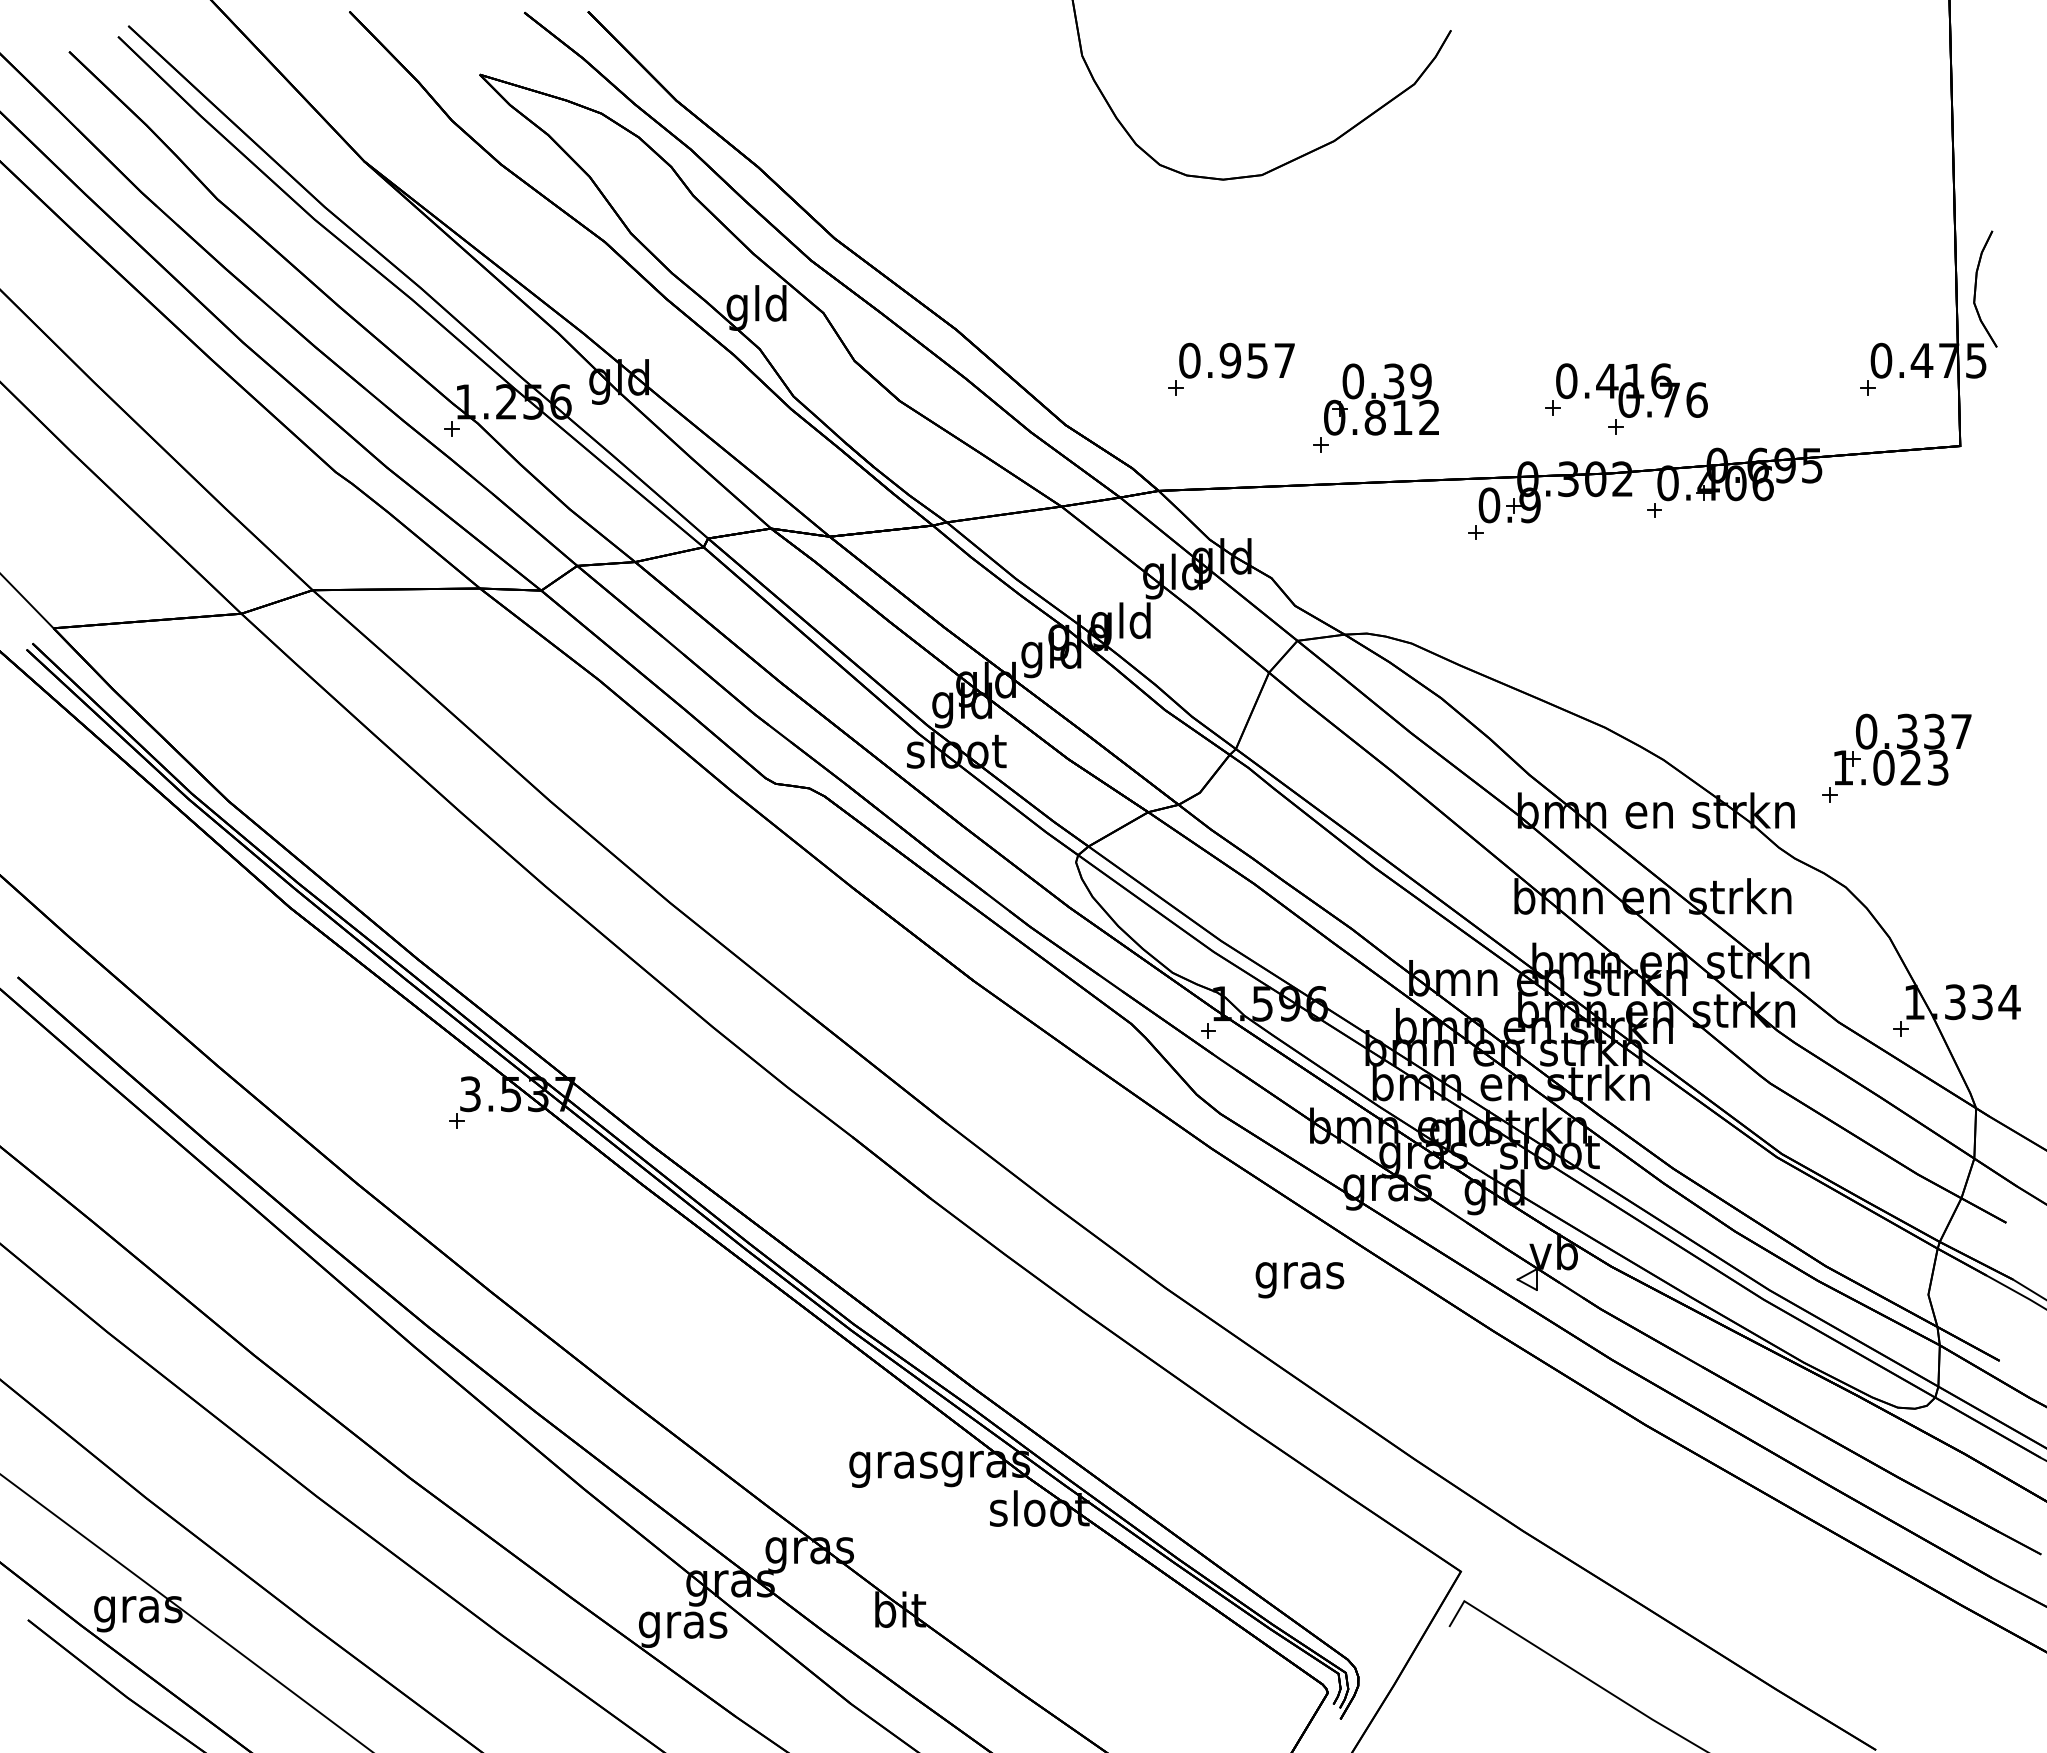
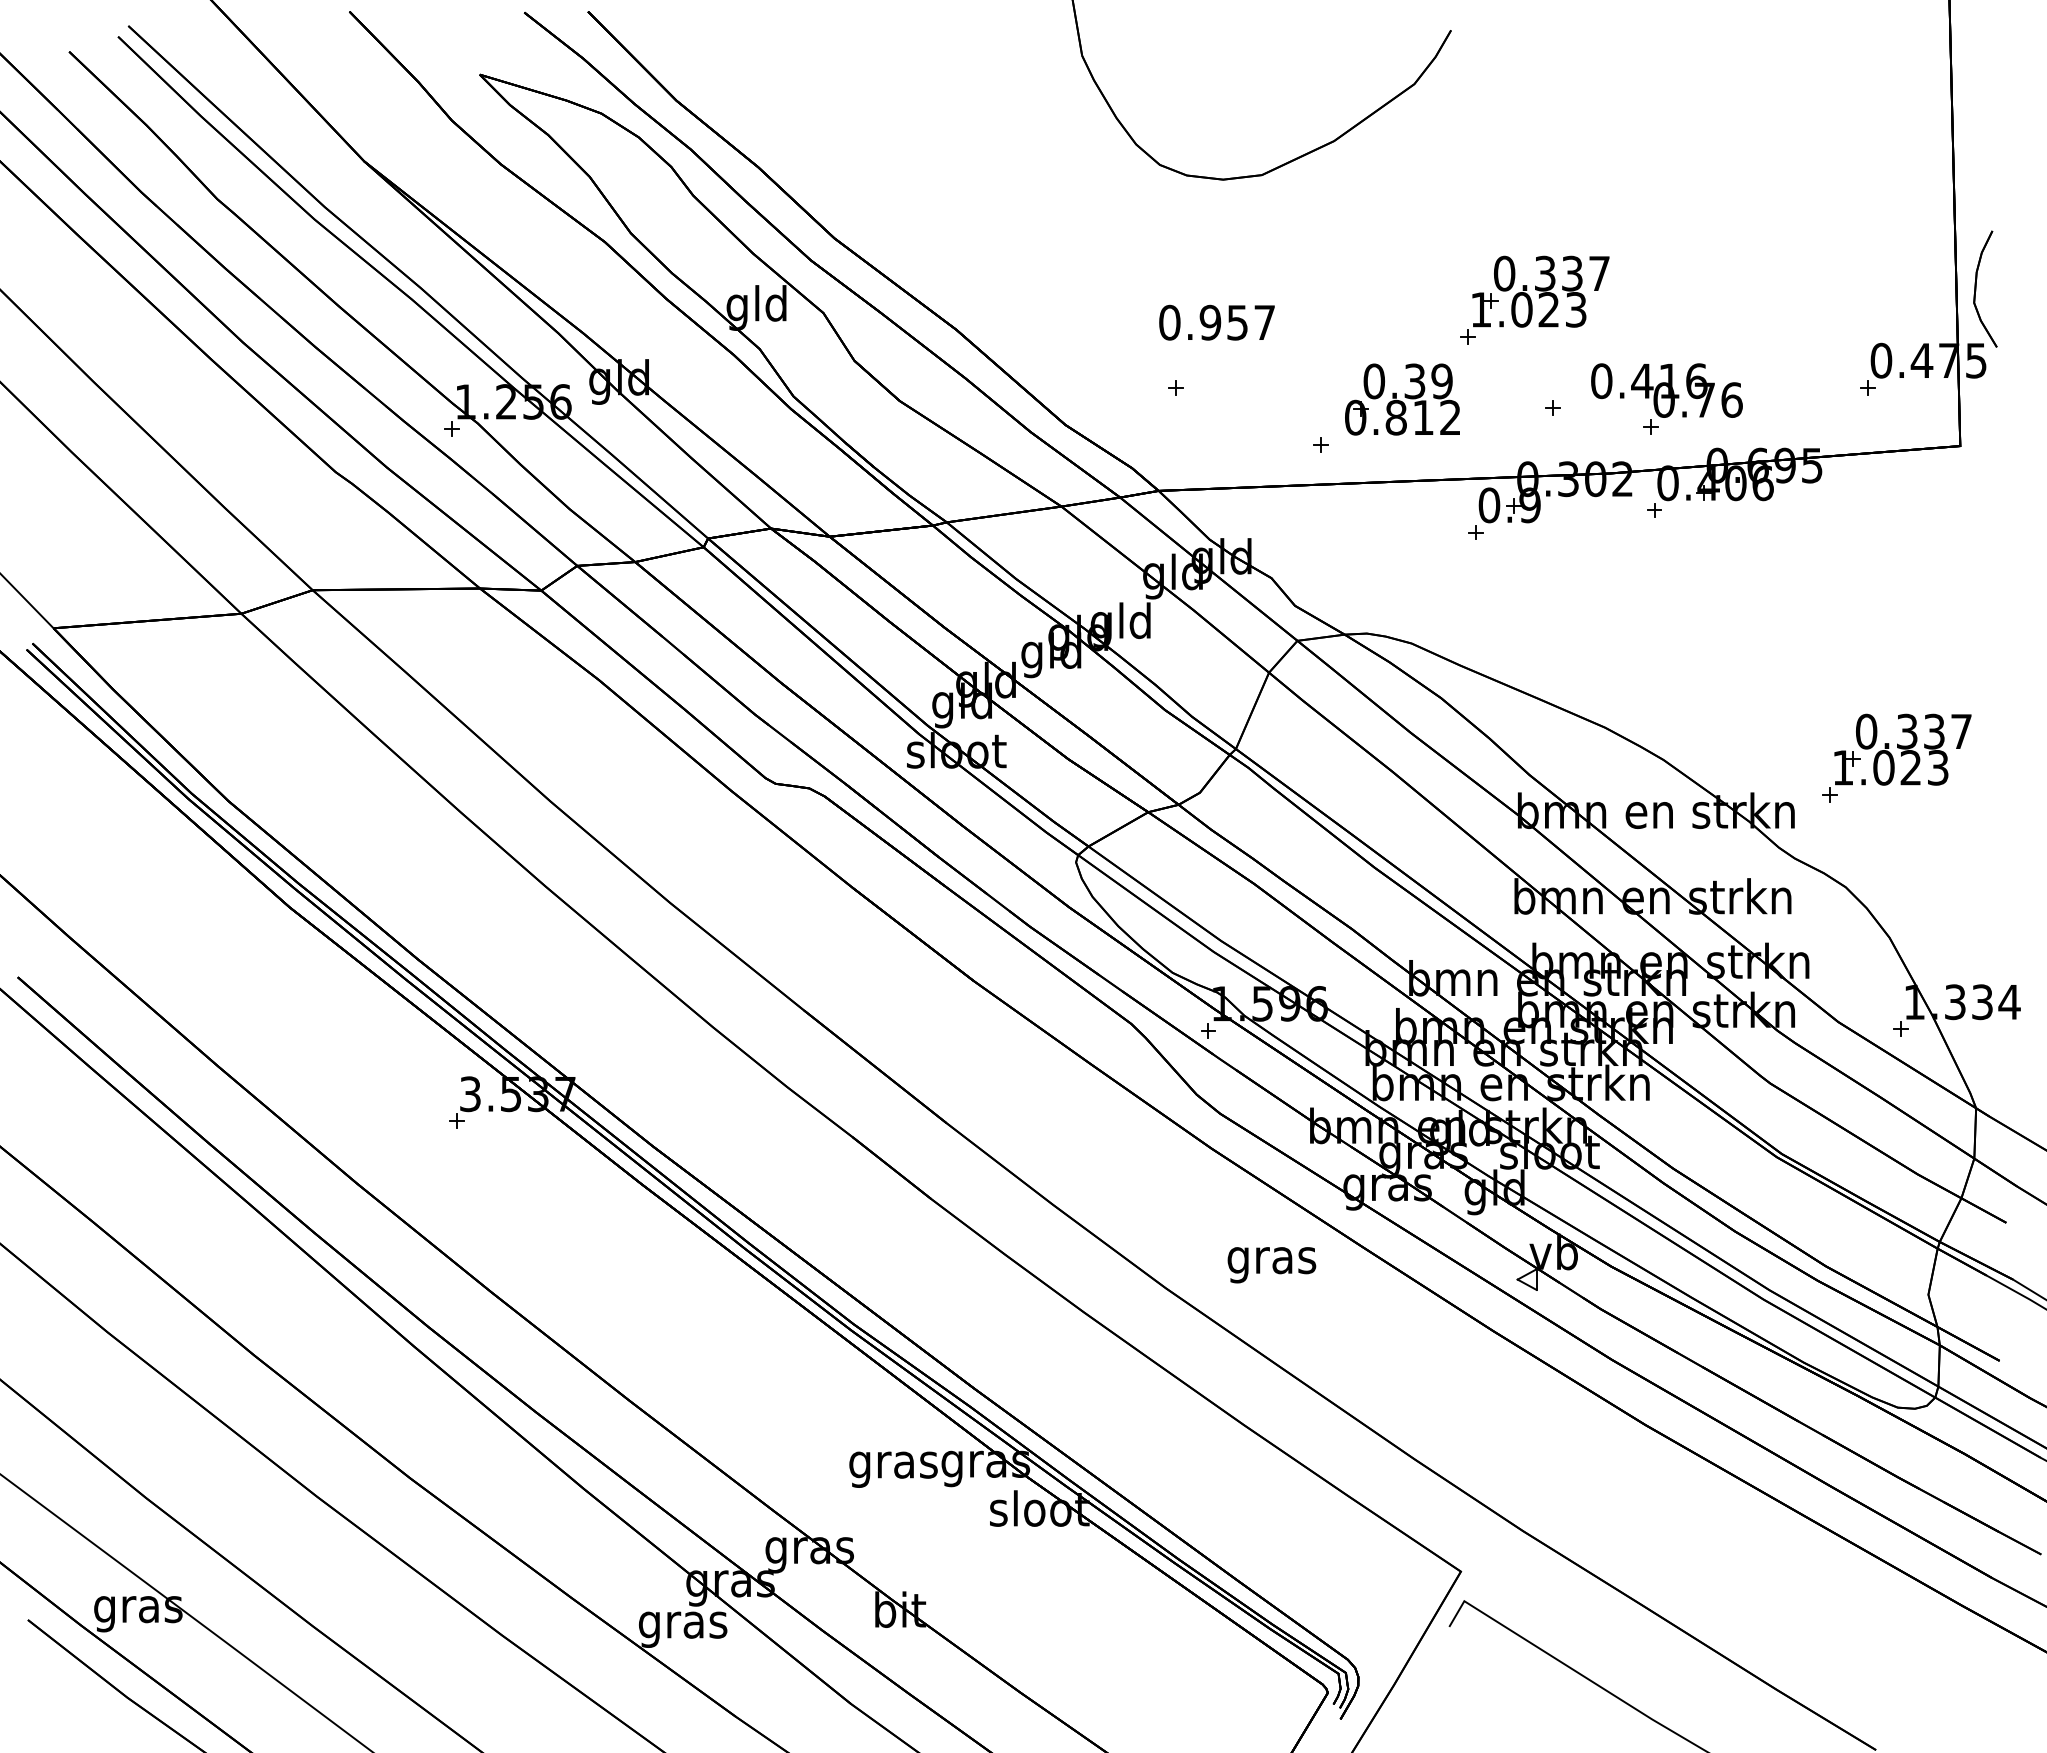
part: none -> present (1534, 299)
text position: (1236, 360) -> (1216, 322) (1216, 322)
part position: (1631, 398) -> (1666, 398) (1666, 398)
part position: (1381, 399) -> (1402, 399) (1402, 399)
text position: (1299, 1280) -> (1271, 1265) (1271, 1265)
